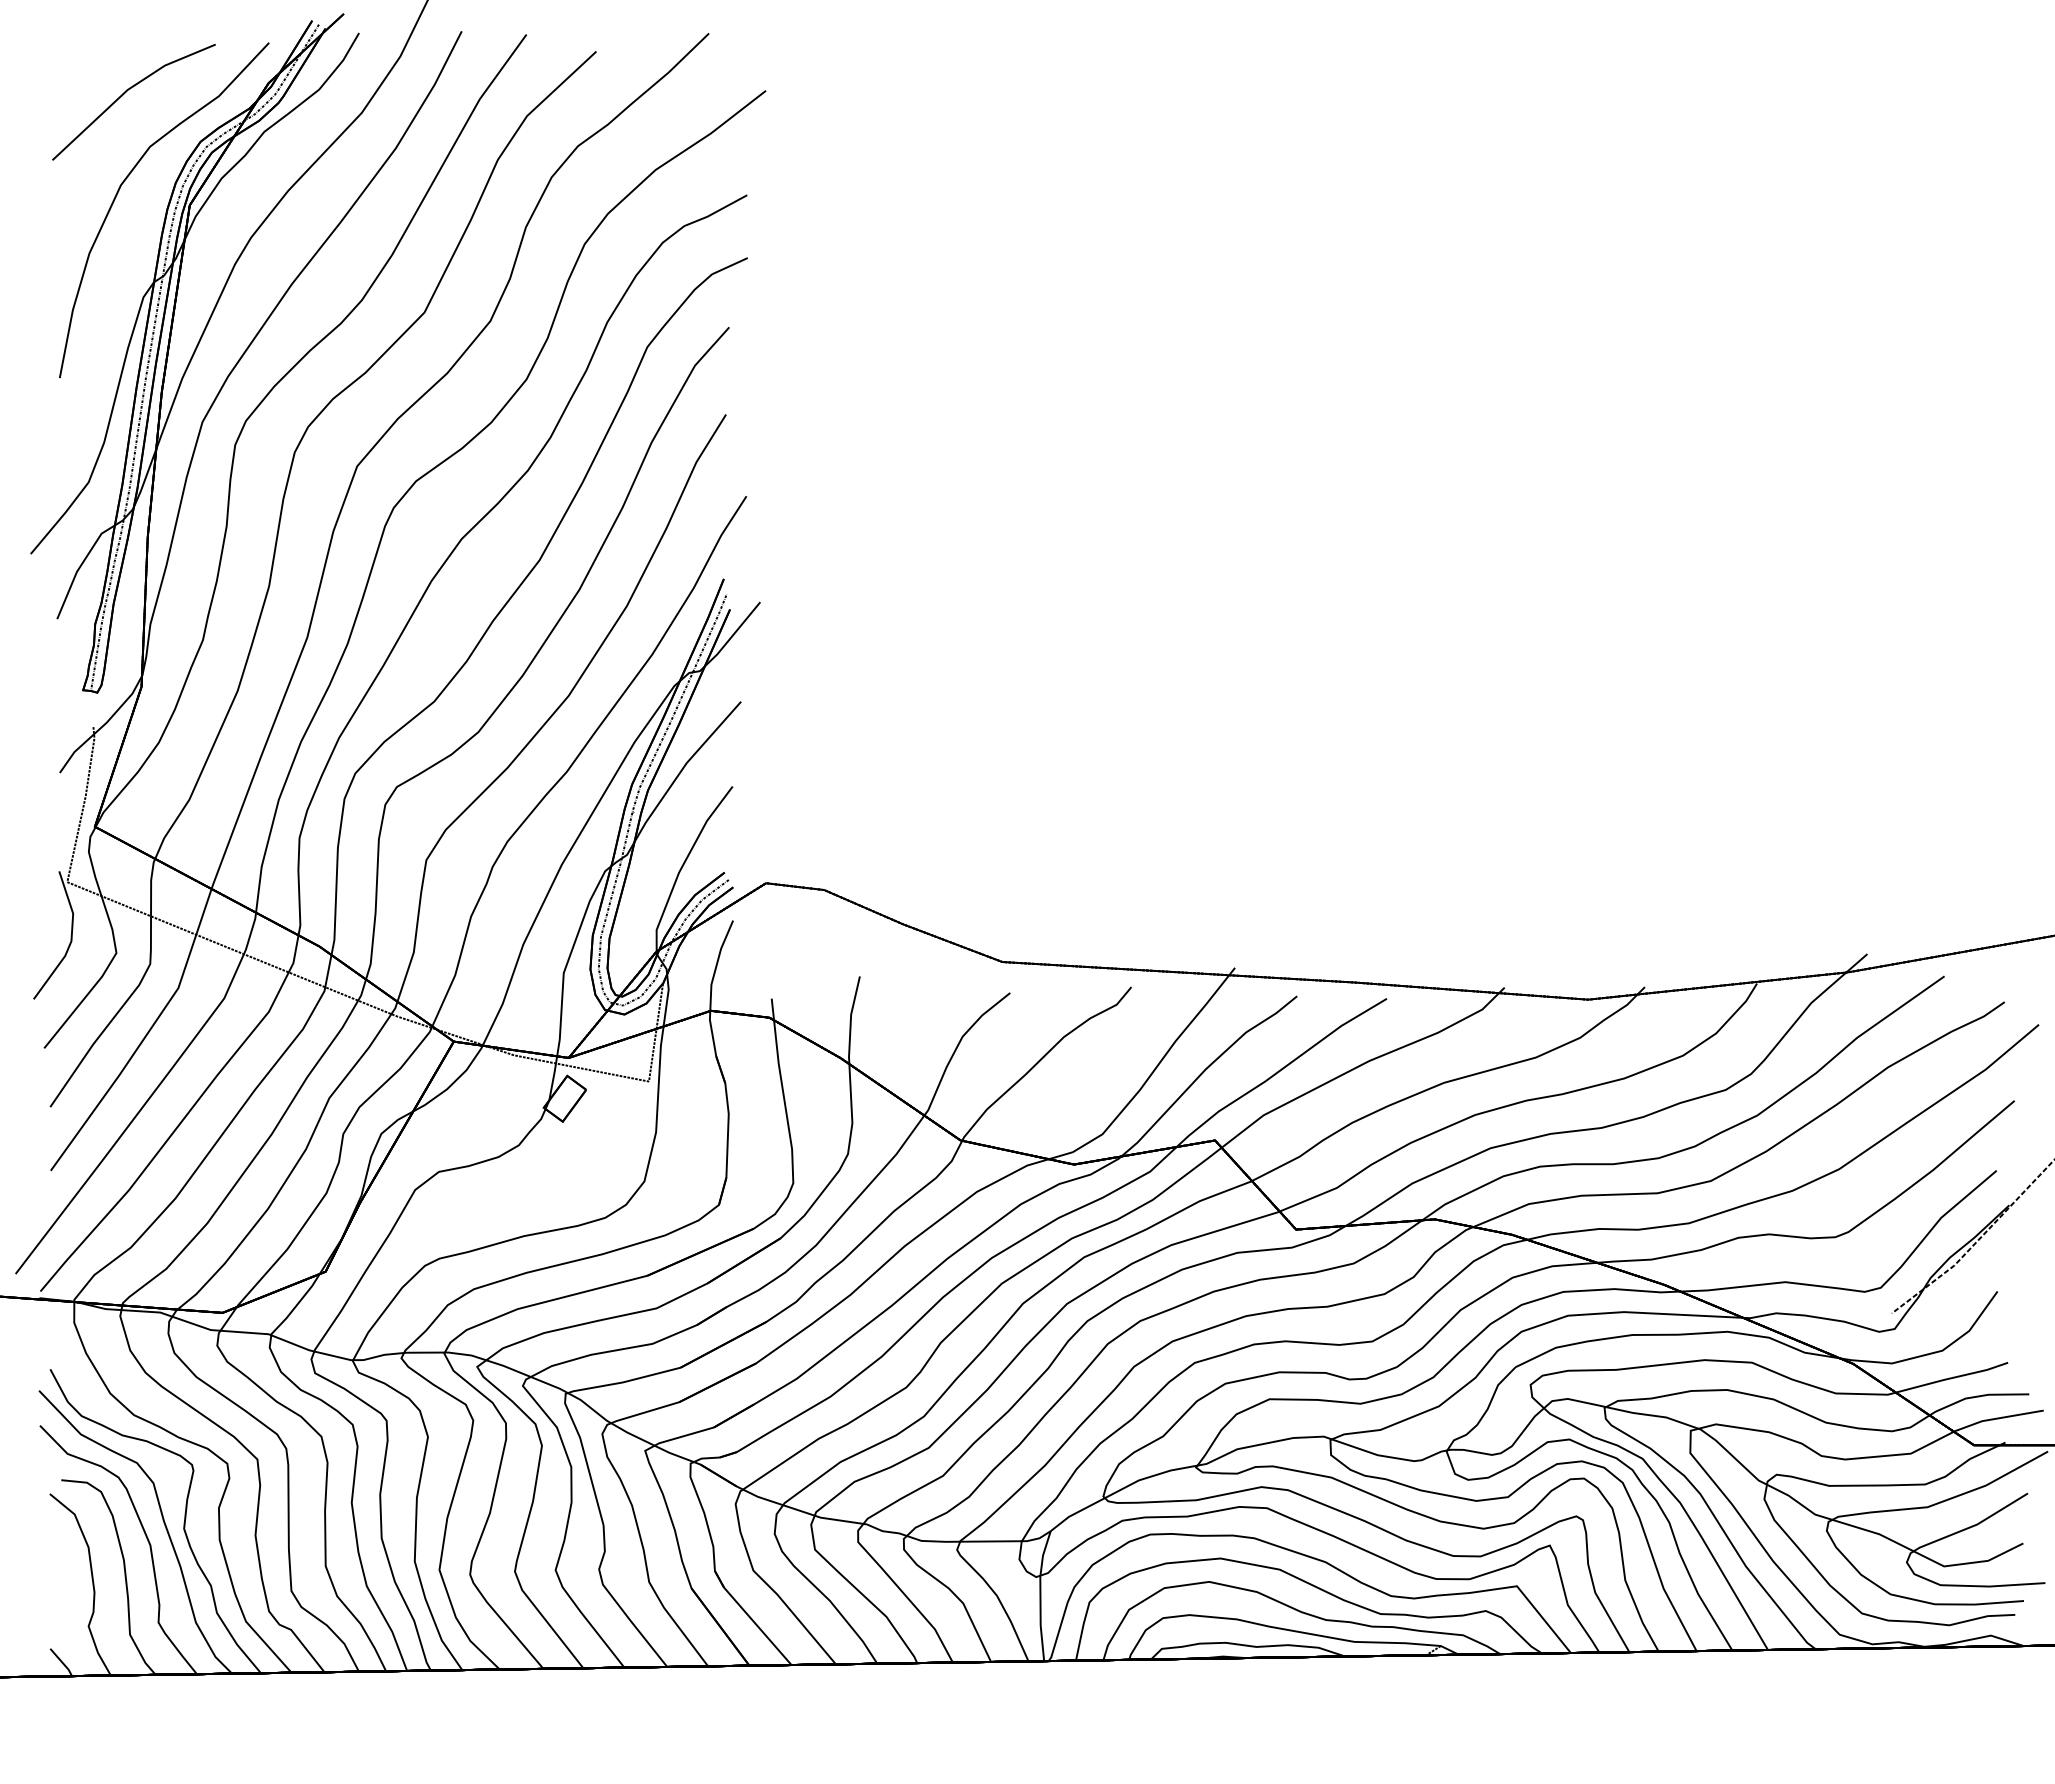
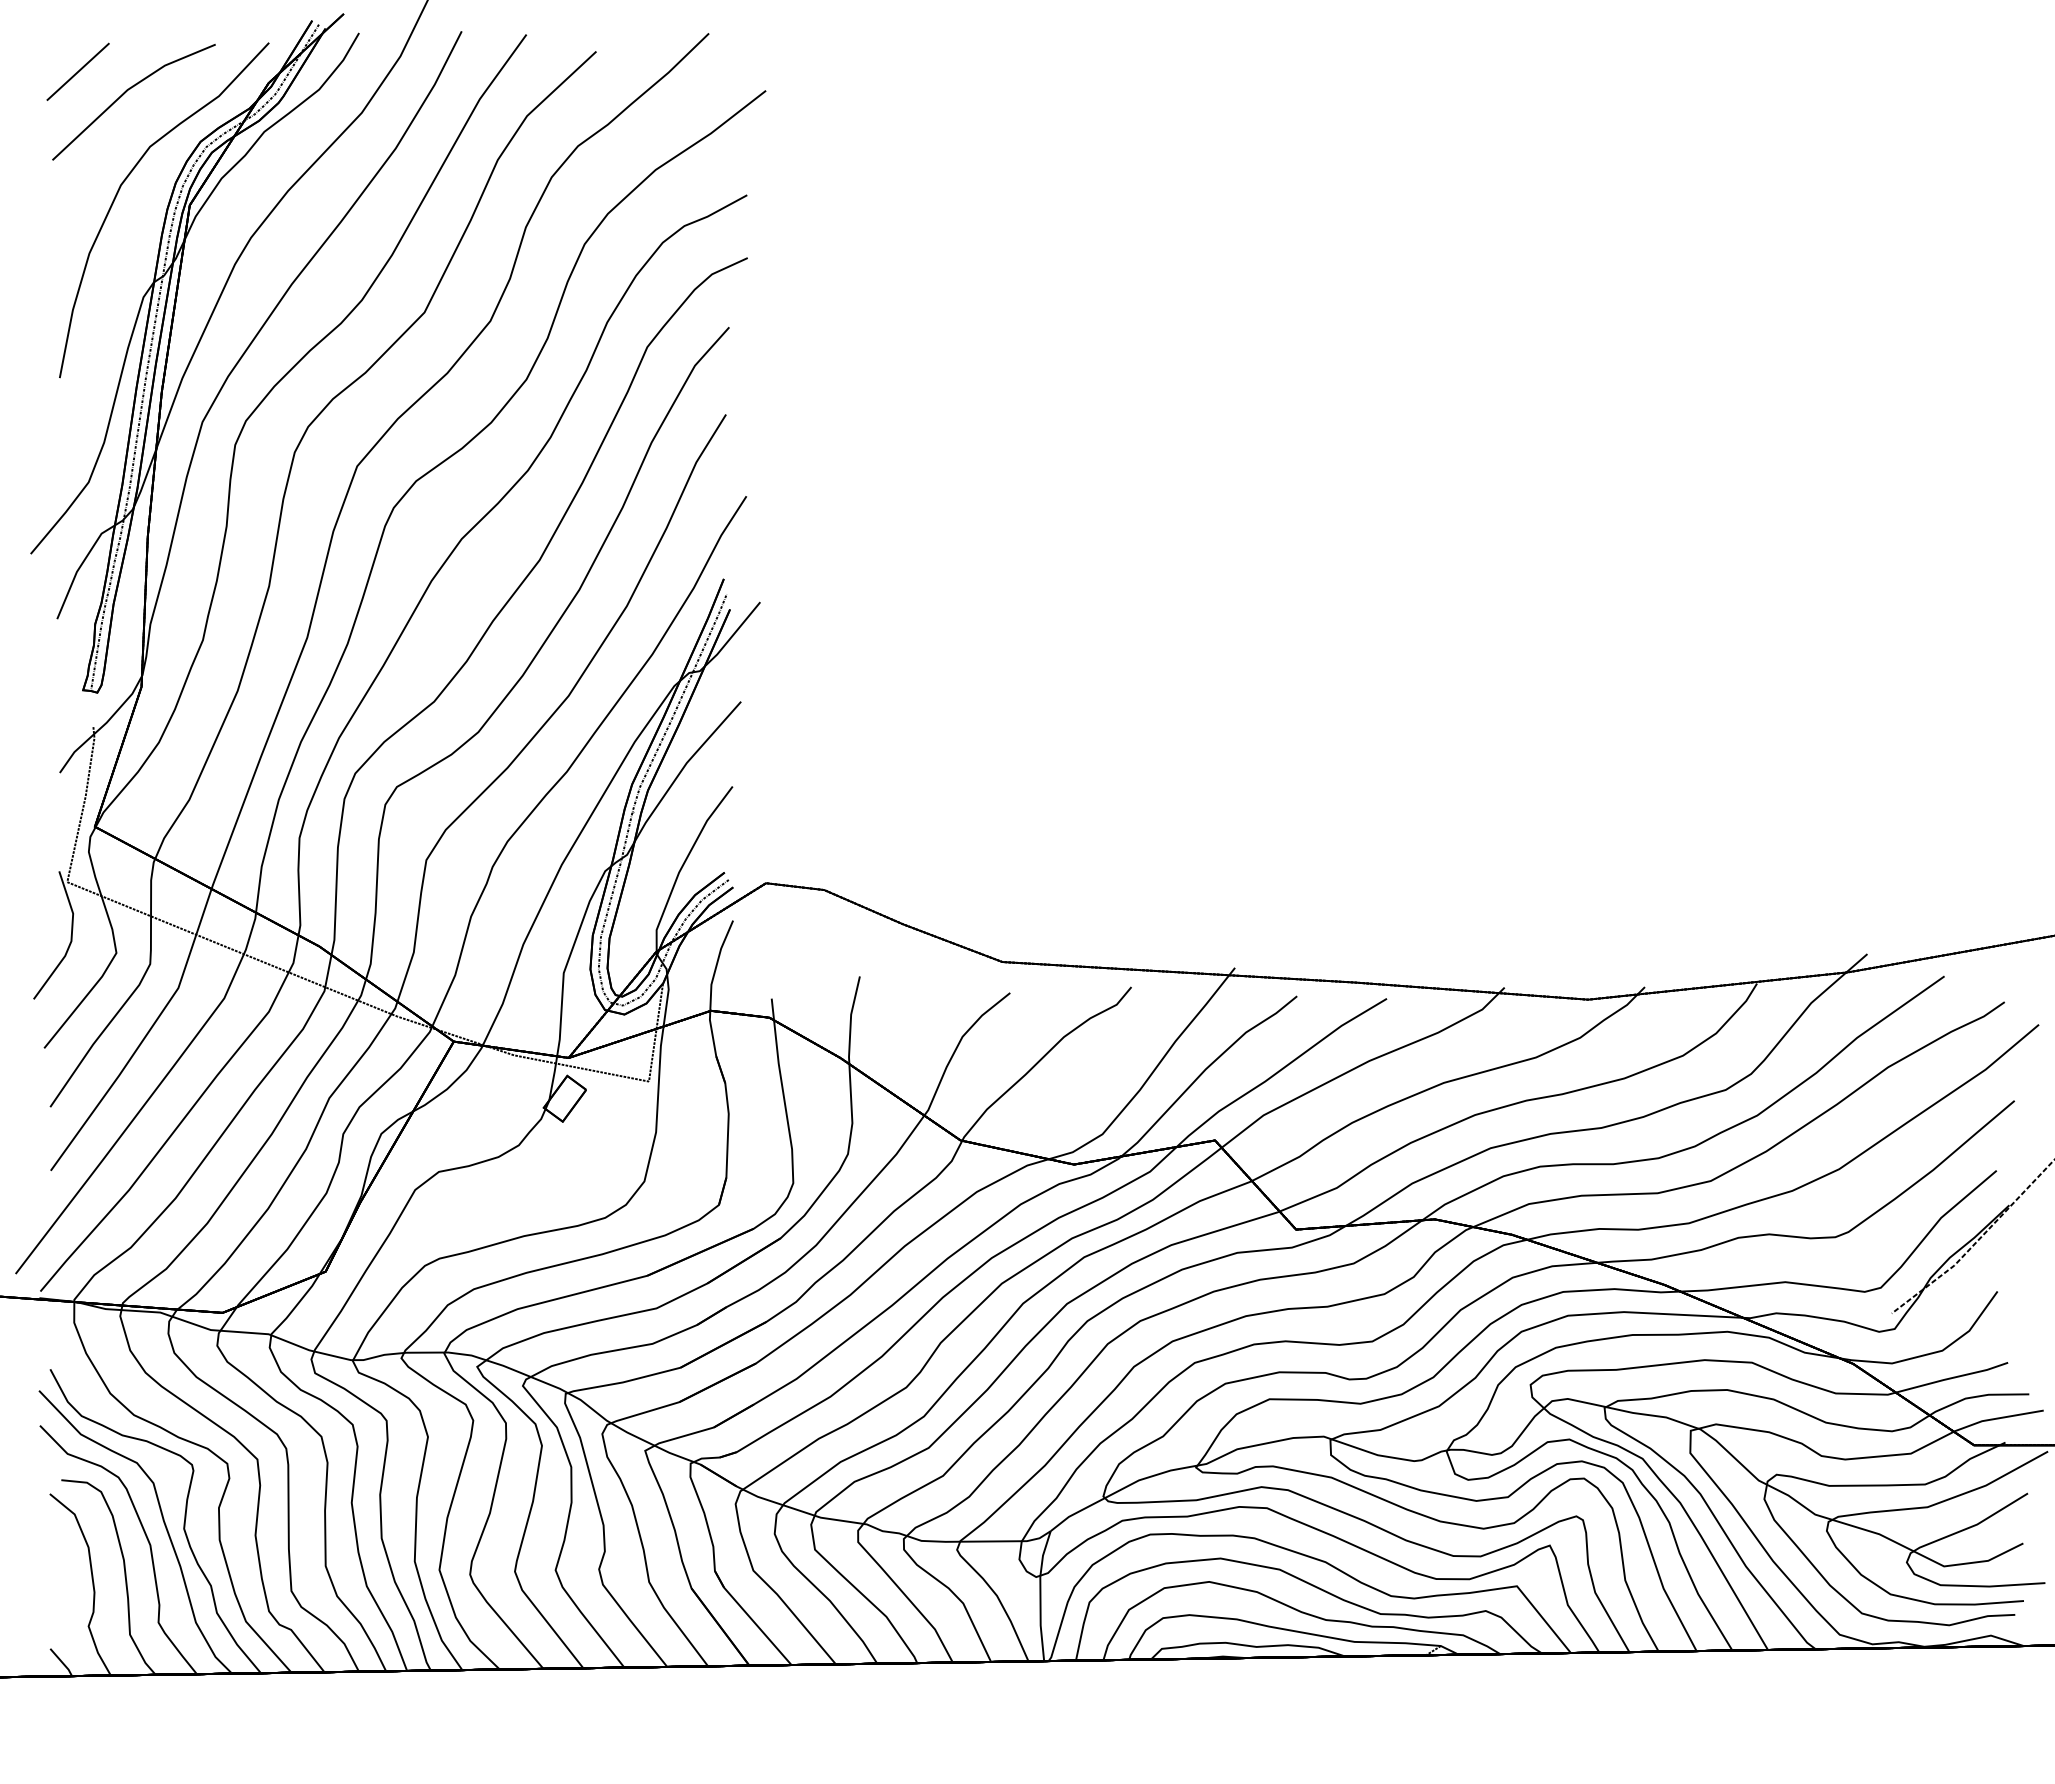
line: none -> present (77, 71)
